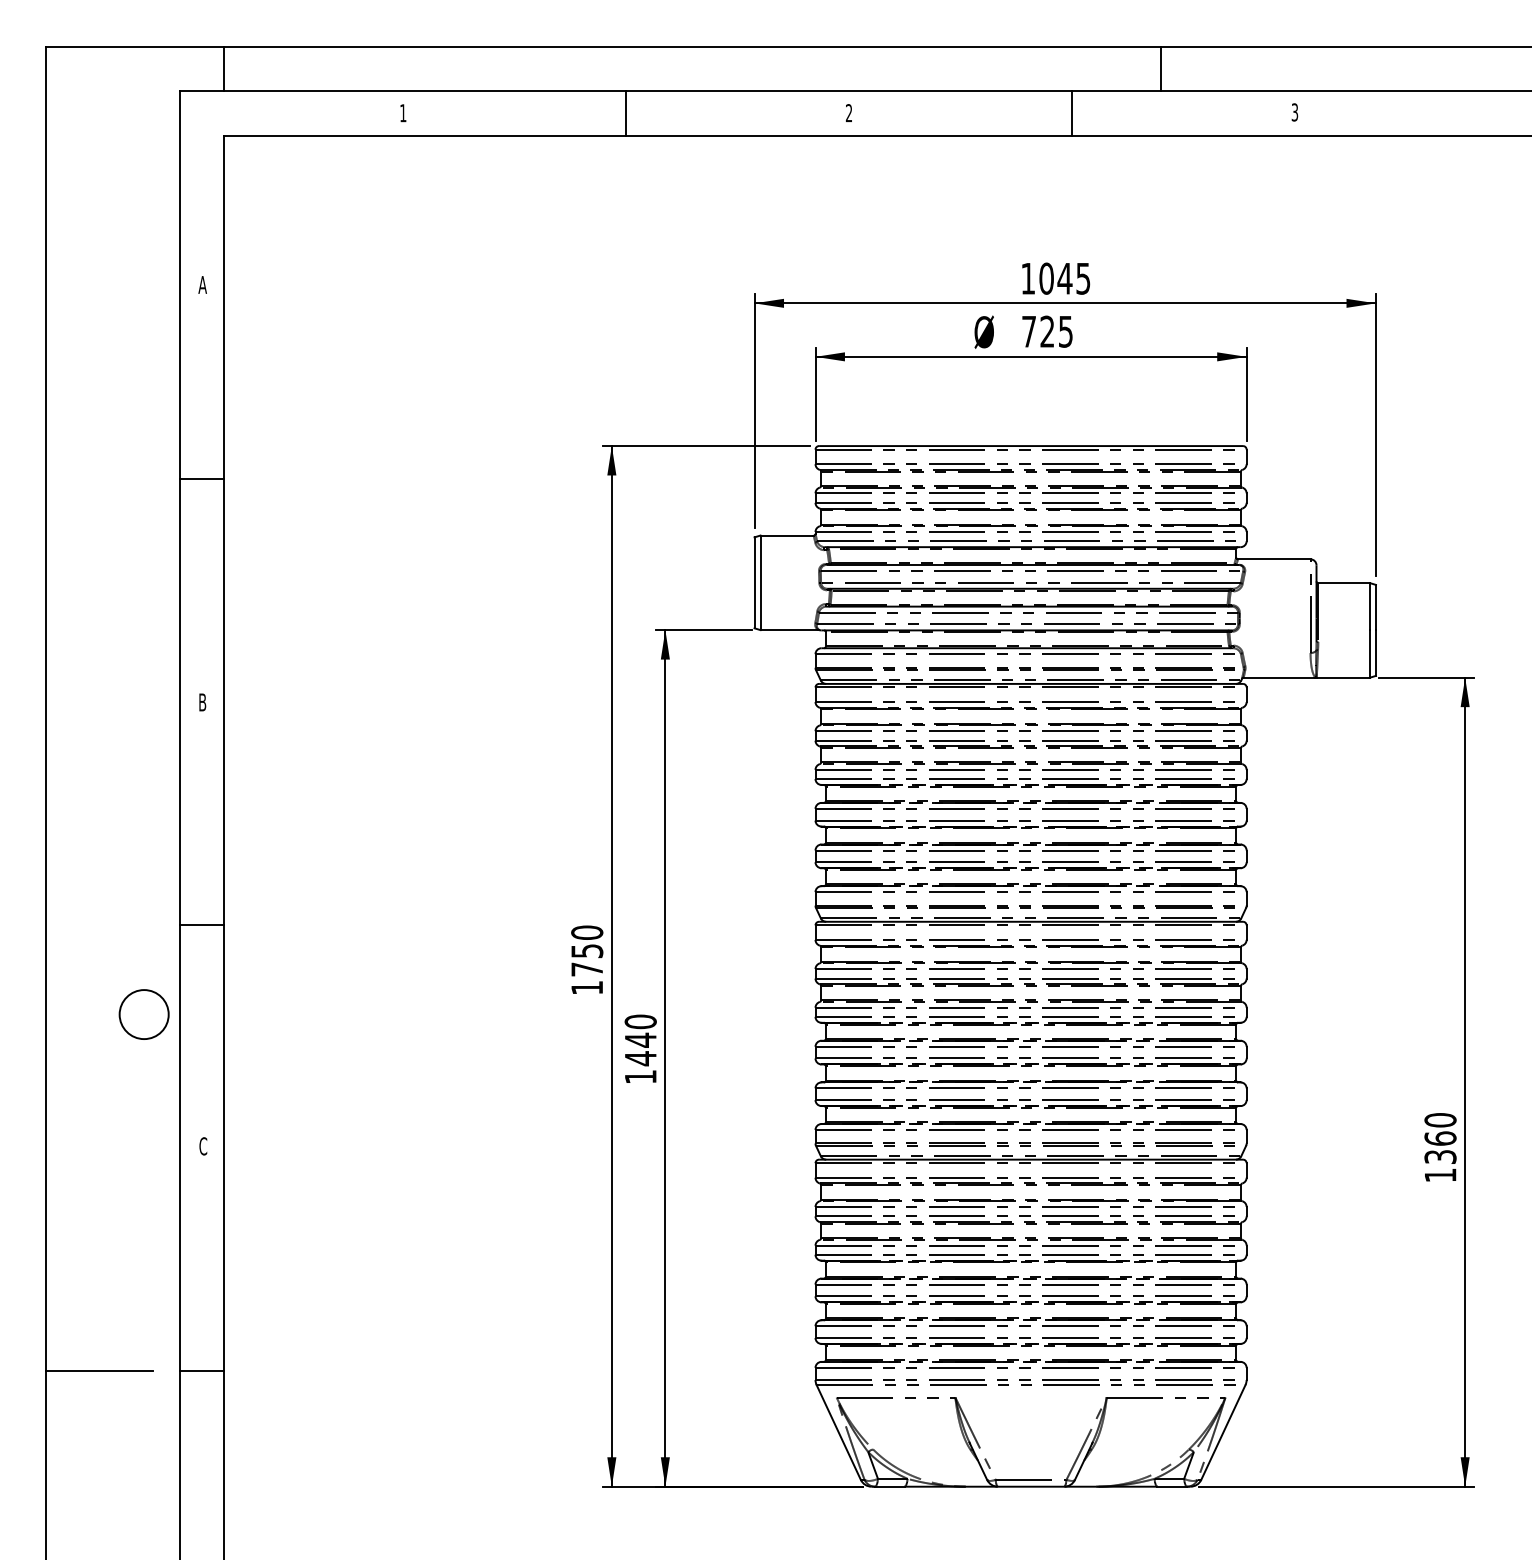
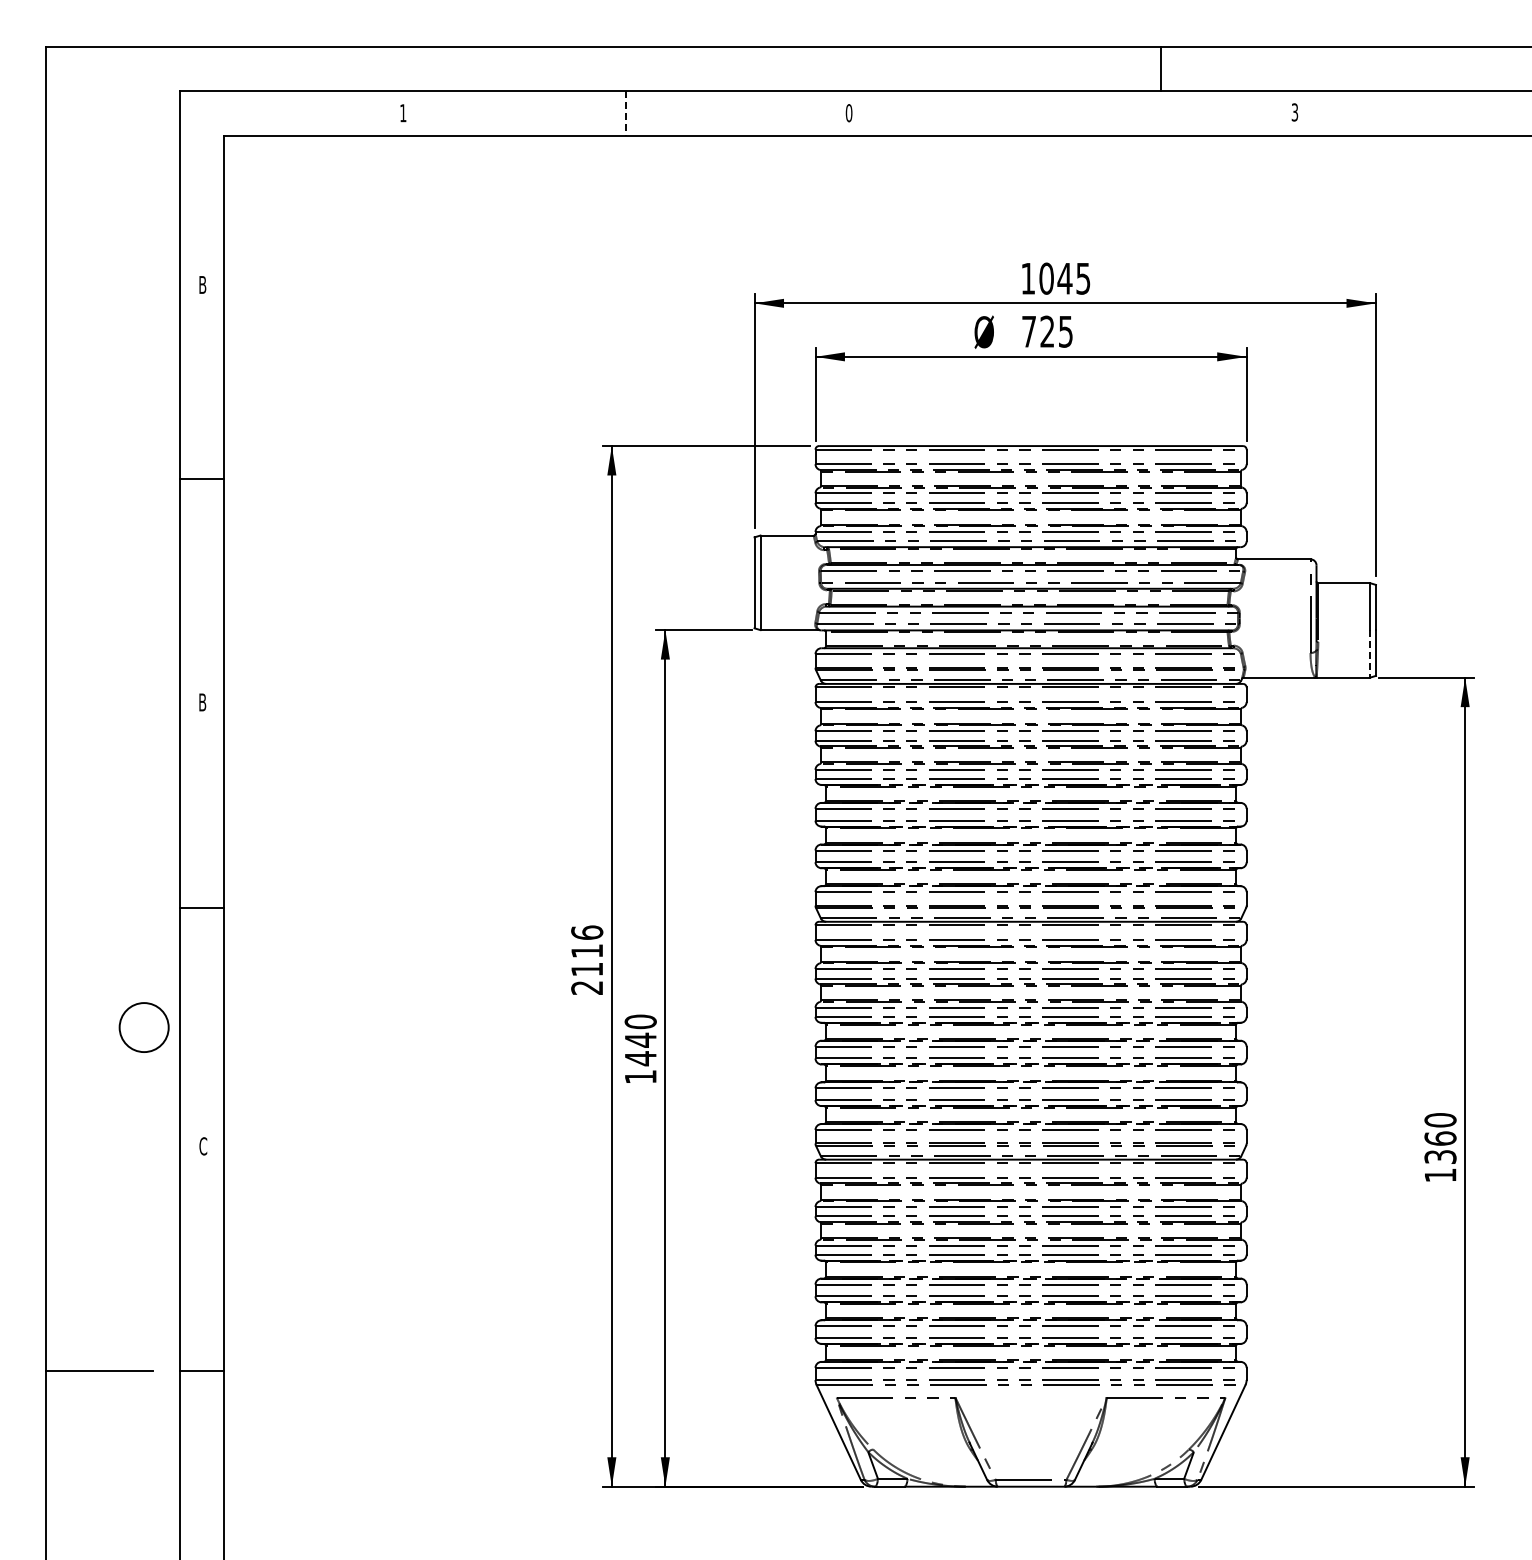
line: present -> none (224, 68)
text: 2 -> 0 (848, 113)
line: present -> none (1071, 113)
line: solid -> dashed (625, 114)
text: A -> B (202, 284)
line: solid -> dashed (1370, 654)
line position: (201, 925) -> (201, 908) (201, 908)
text: 1750 -> 2116 (587, 959)
circle position: (143, 1014) -> (143, 1027) (143, 1027)
